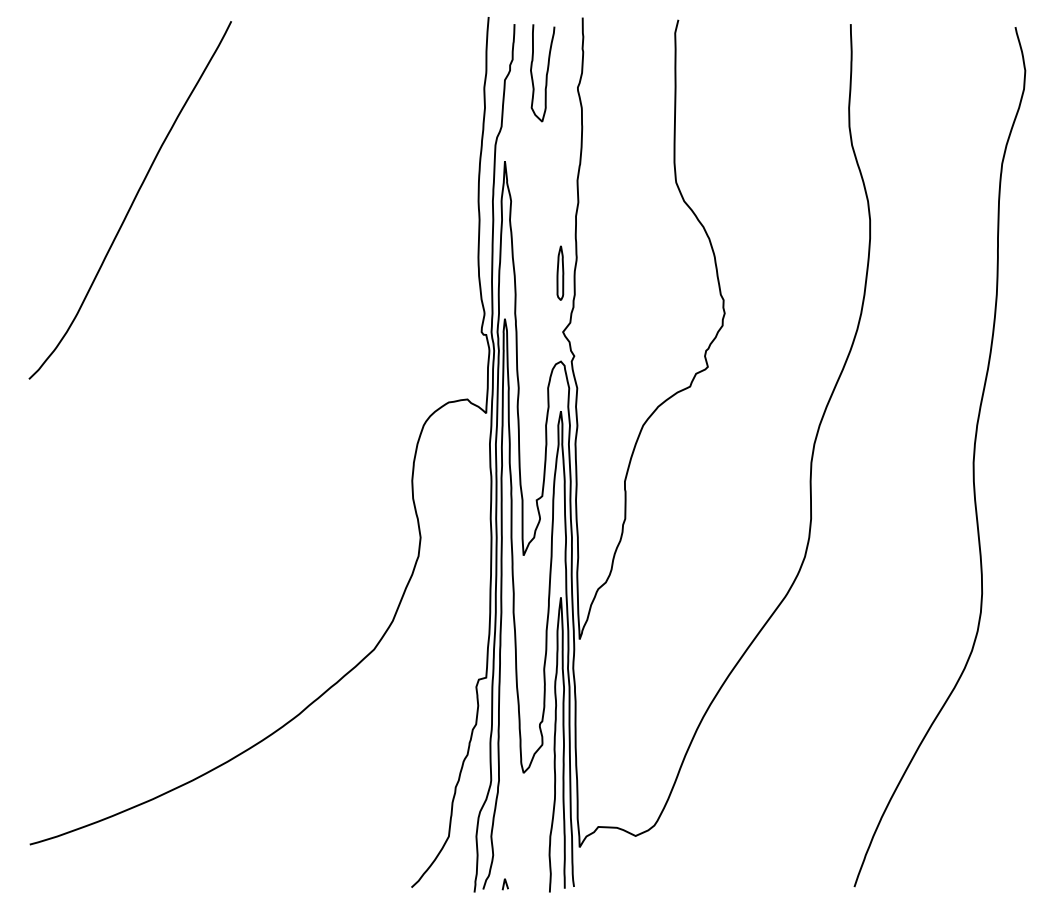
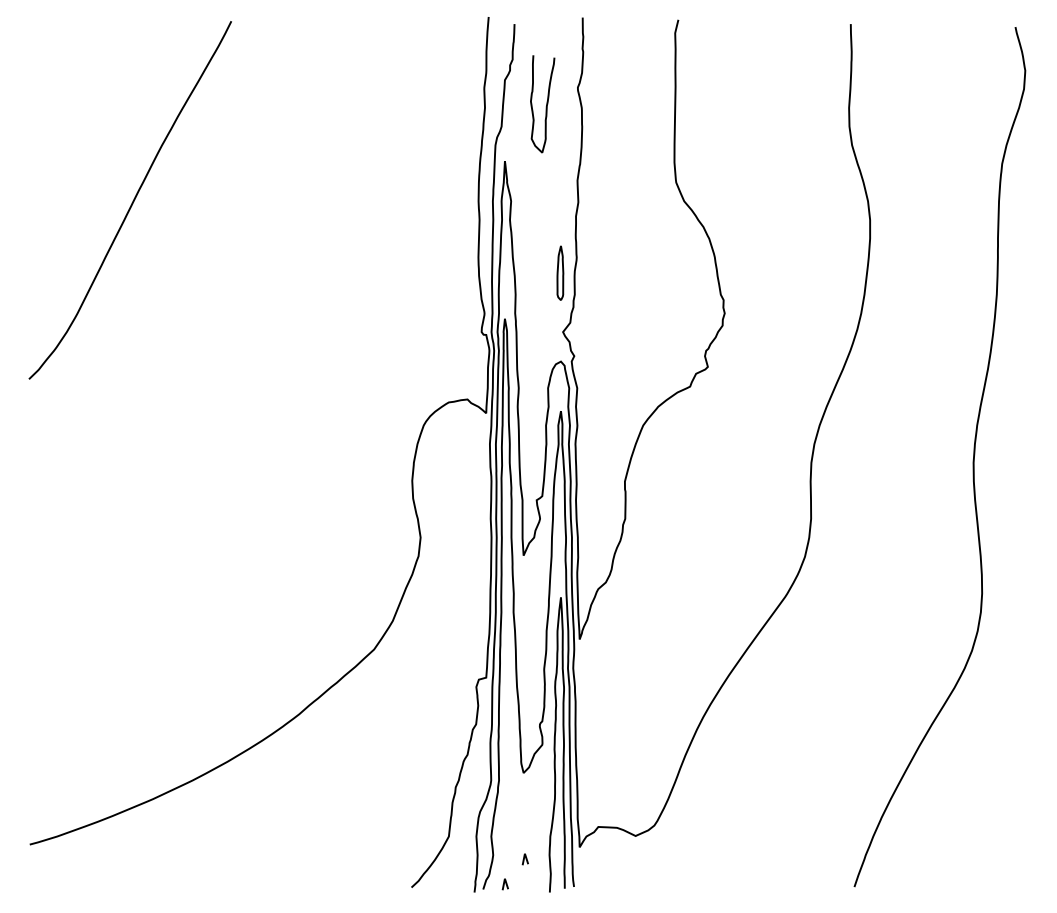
curve position: (545, 75) -> (545, 106) (545, 106)
line: none -> present (524, 859)
